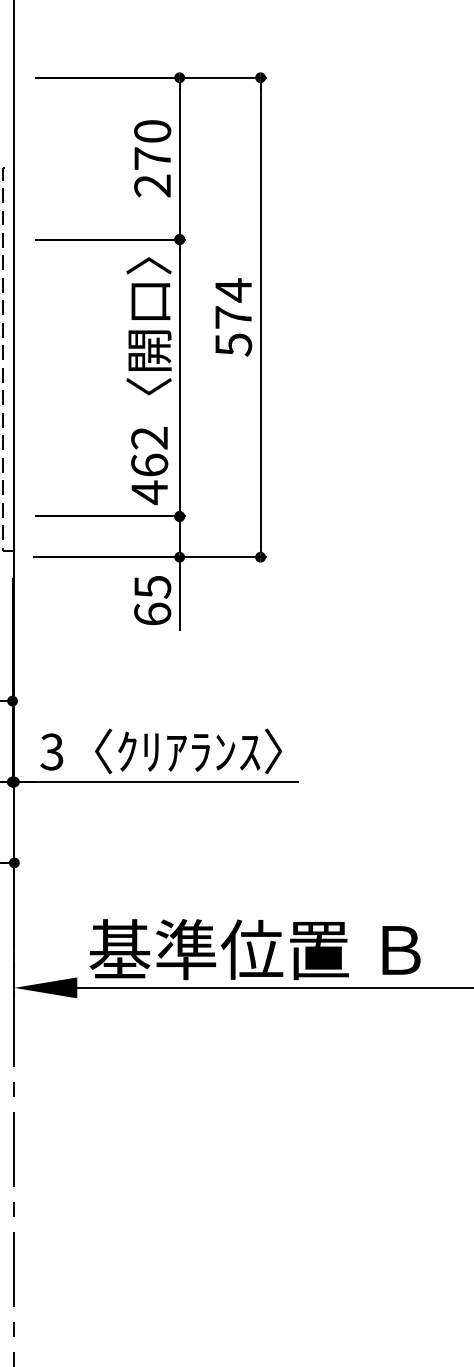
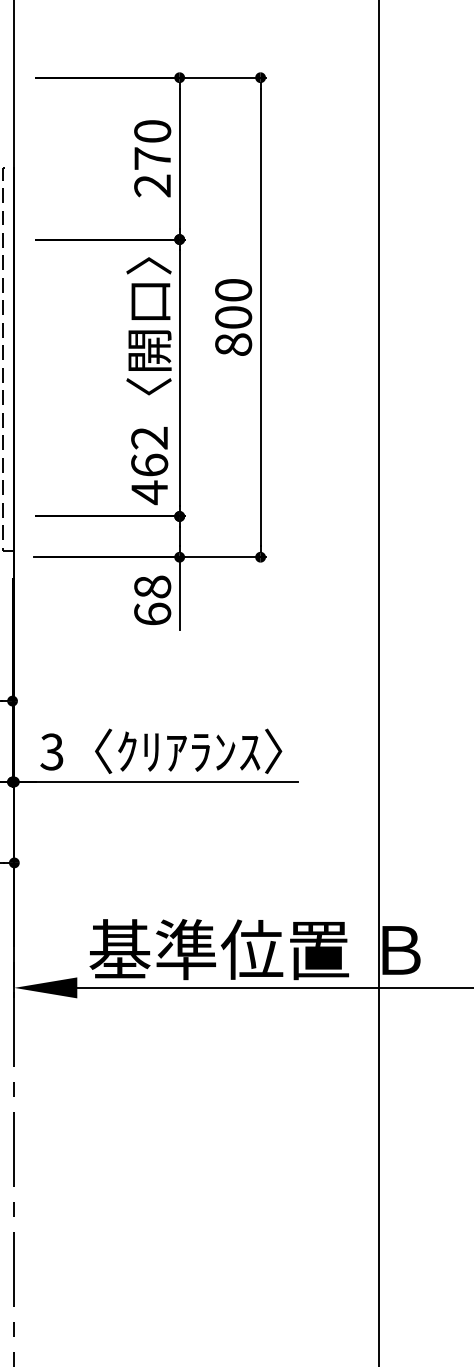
text: 574 -> 800 (233, 317)
text: 65 -> 68 (152, 587)
line: none -> present (379, 682)
